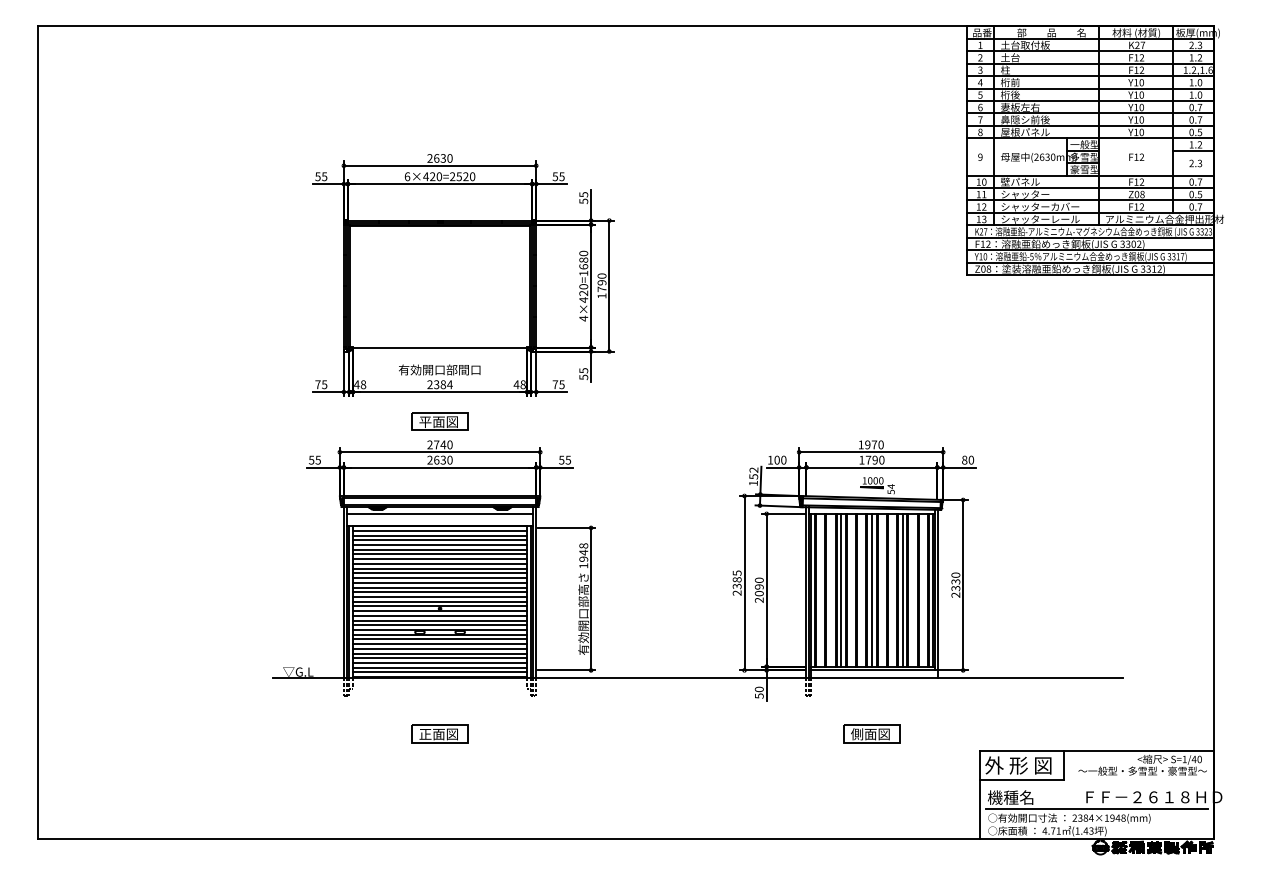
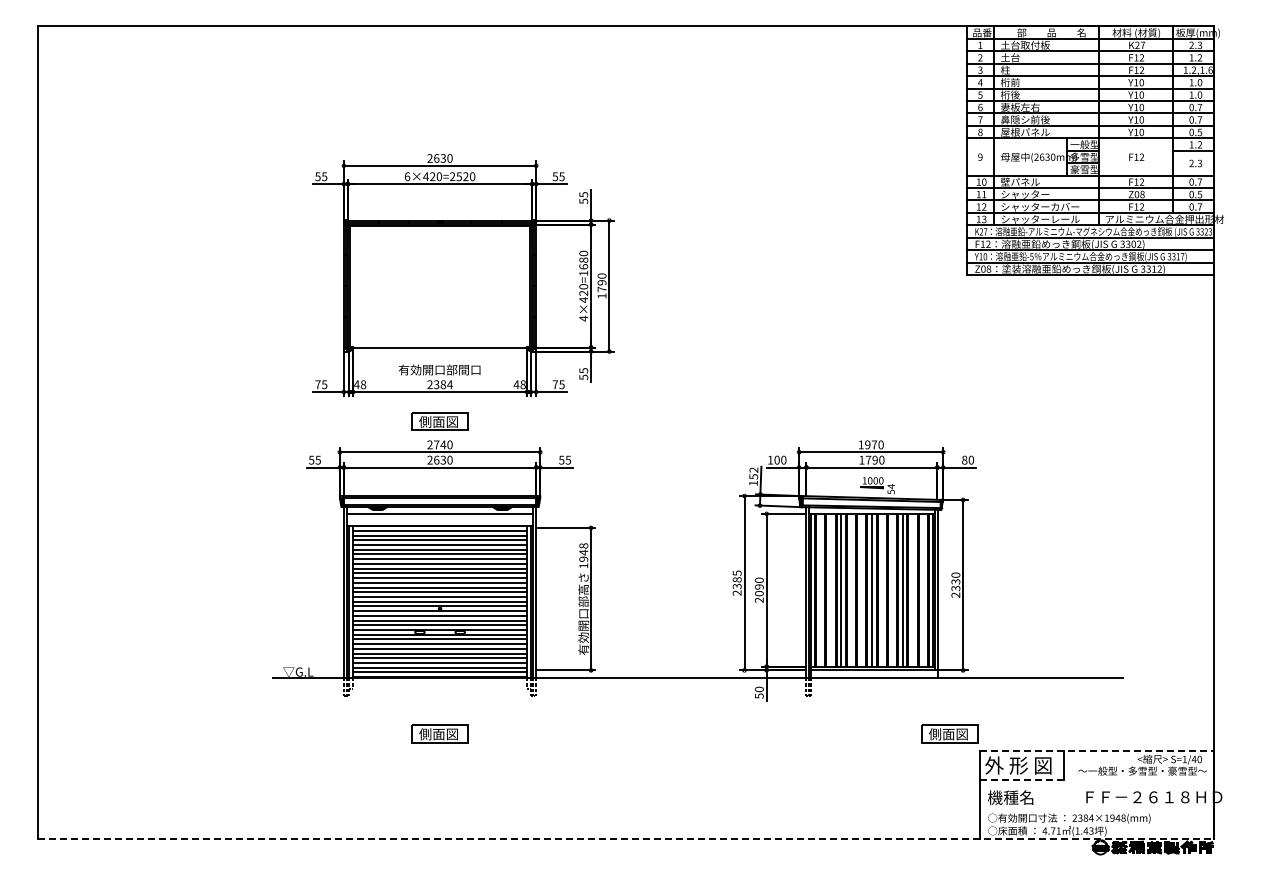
text: 平面図 -> 側面図 (425, 422)
part position: (871, 733) -> (949, 733) (949, 733)
text: 正面図 -> 側面図 (425, 734)
line: solid -> dashed (1097, 750)
line: solid -> dashed (1022, 780)
line: present -> none (1097, 809)
line: solid -> dashed (626, 838)
